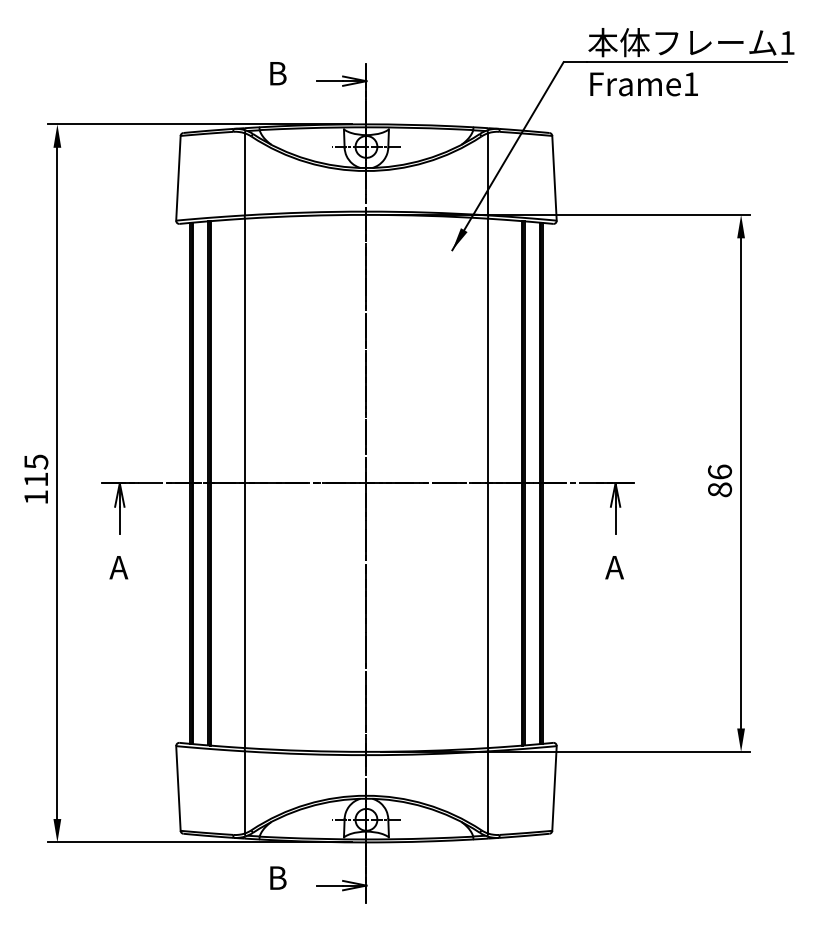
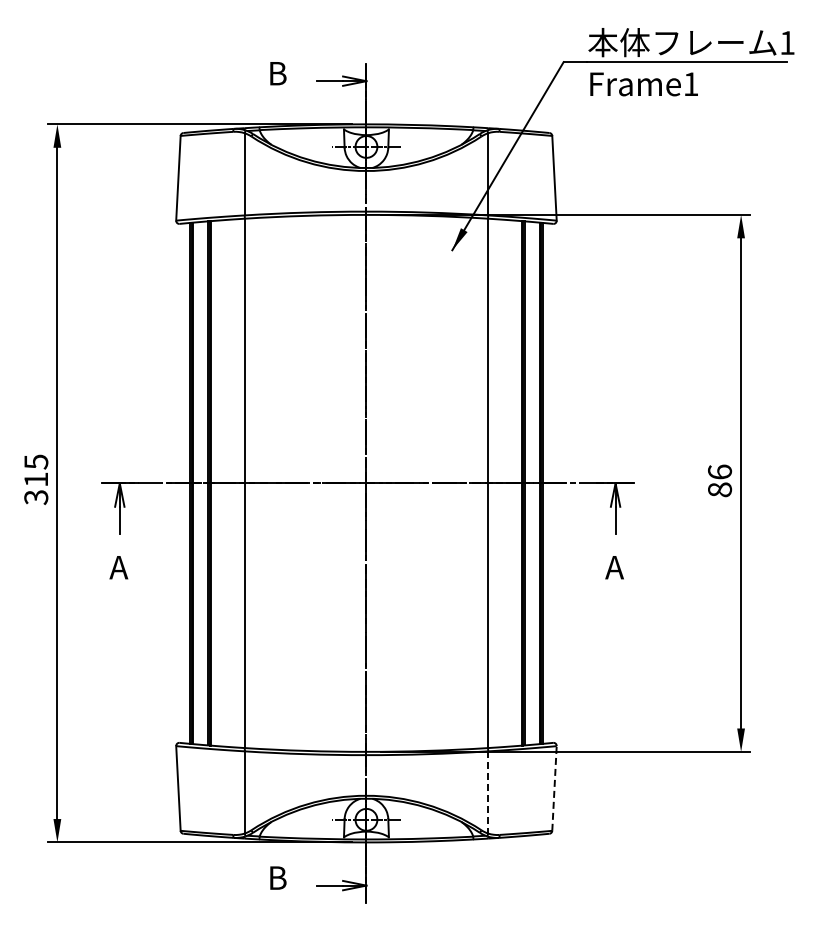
text: 115 -> 315 (36, 497)
line: solid -> dashed (554, 787)
line: solid -> dashed (488, 792)
